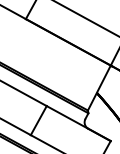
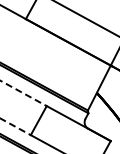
line: solid -> dashed (24, 93)
line: solid -> dashed (15, 127)
